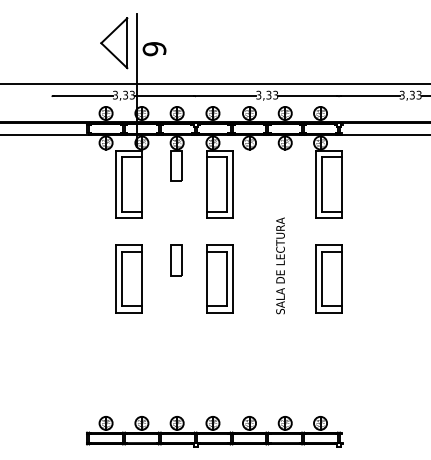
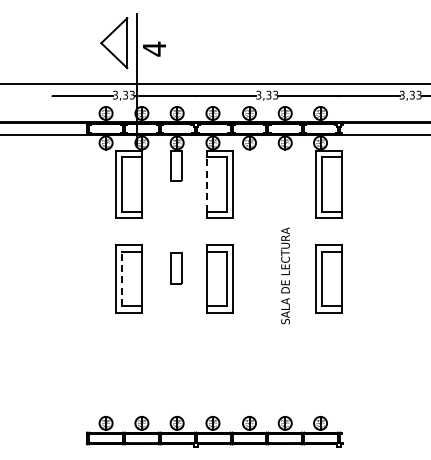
text: 9 -> 4 (154, 48)
line: solid -> dashed (207, 183)
part position: (176, 260) -> (176, 268) (176, 268)
text position: (280, 265) -> (285, 275) (285, 275)
line: solid -> dashed (122, 278)
